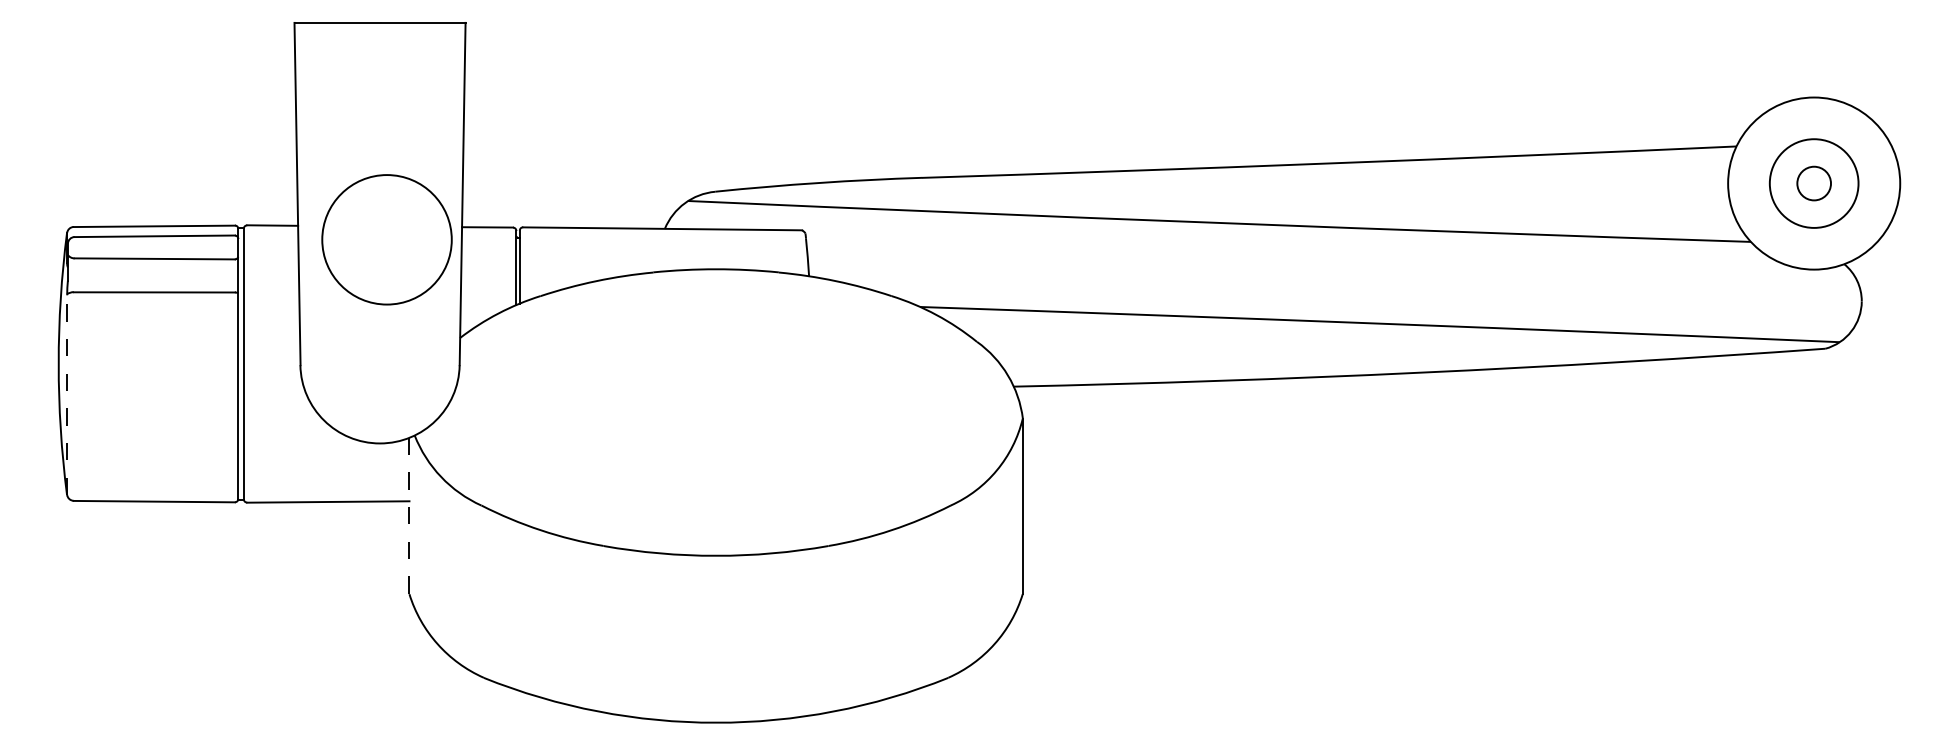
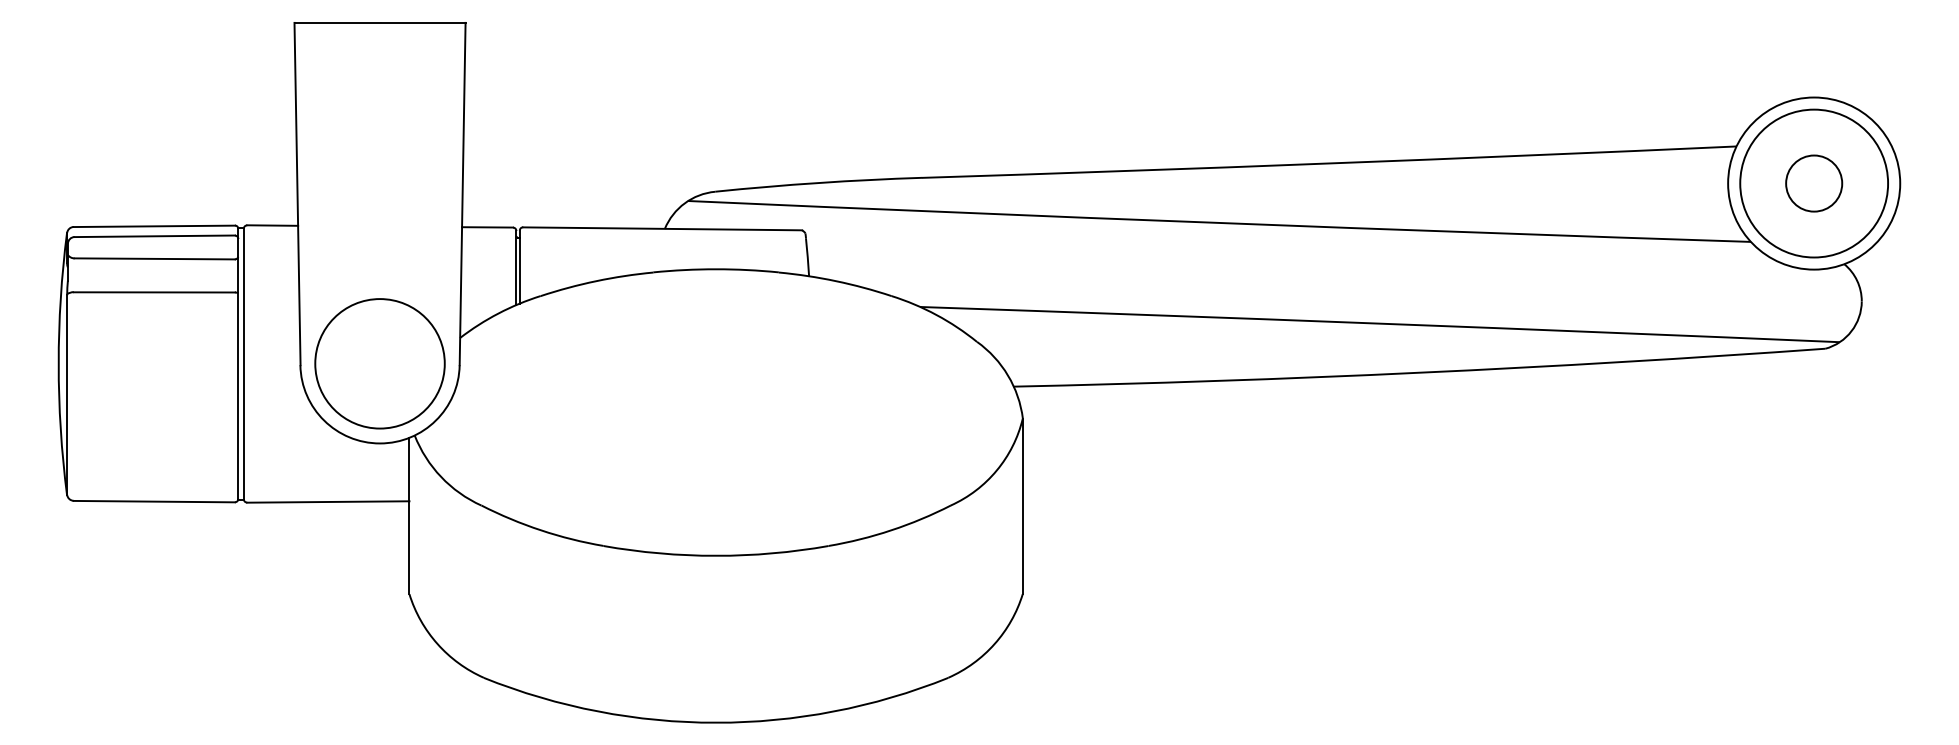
circle diameter: 89 px -> 148 px (1814, 183)
circle diameter: 34 px -> 56 px (1814, 183)
circle position: (386, 239) -> (379, 363) (379, 363)
line: dashed -> solid (67, 395)
line: dashed -> solid (409, 516)
